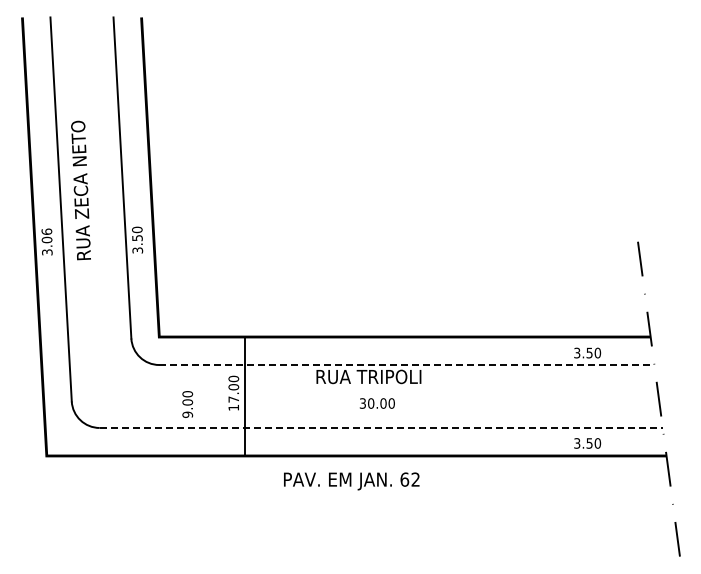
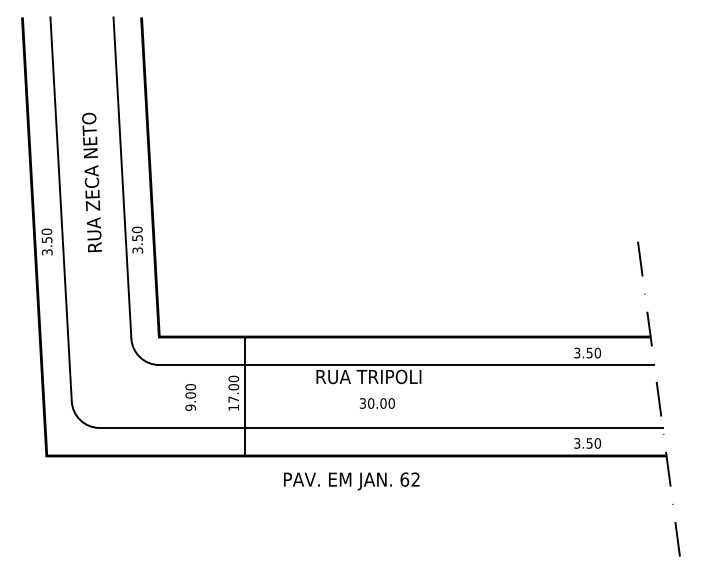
text position: (80, 190) -> (91, 182) (91, 182)
text: 3.06 -> 3.50 (46, 235)
line: dashed -> solid (406, 365)
text position: (187, 404) -> (190, 397) (190, 397)
line: dashed -> solid (381, 427)
